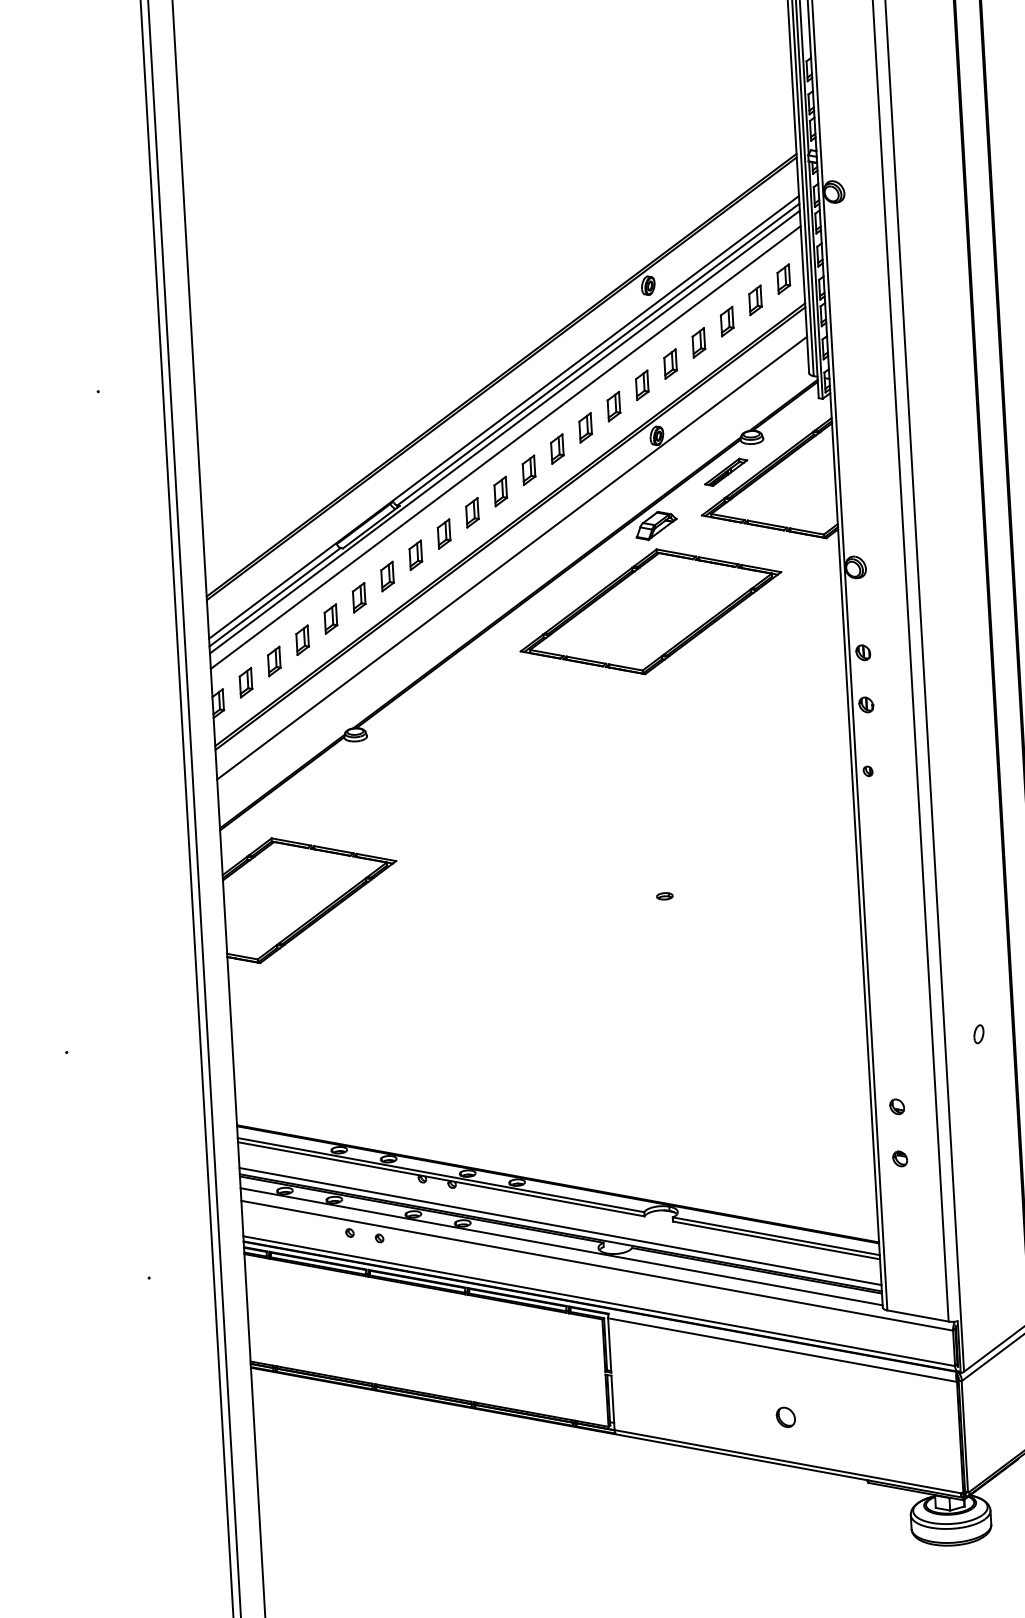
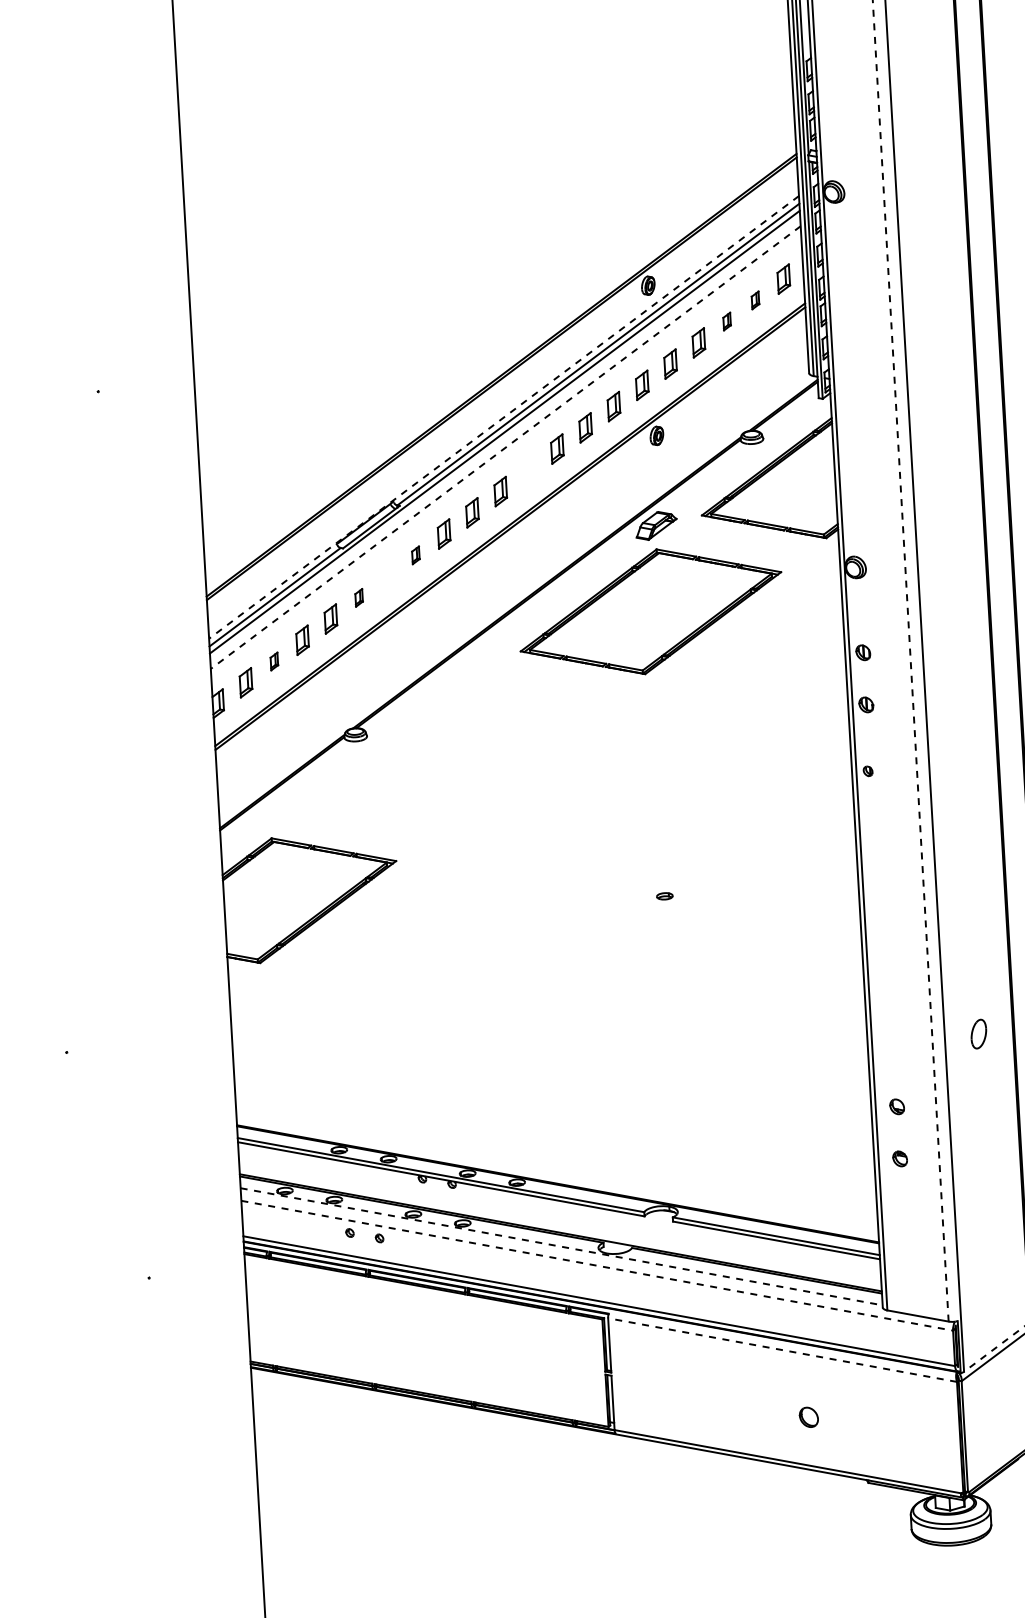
part size: 15x33 px -> 11x21 px (755, 300)
part size: 16x33 px -> 10x21 px (726, 321)
line: solid -> dashed (504, 417)
line: solid -> dashed (505, 447)
part: present -> none (528, 469)
part: present -> none (726, 471)
part size: 16x33 px -> 10x21 px (415, 555)
line: present -> none (512, 557)
part: present -> none (387, 576)
part size: 16x32 px -> 10x20 px (358, 597)
line: solid -> dashed (910, 660)
part size: 15x33 px -> 11x21 px (274, 661)
line: present -> none (186, 808)
line: present -> none (194, 808)
part size: 12x21 px -> 18x32 px (978, 1033)
line: present -> none (560, 1226)
line: solid -> dashed (562, 1246)
line: solid -> dashed (597, 1265)
line: solid -> dashed (994, 1349)
line: solid -> dashed (782, 1350)
part position: (785, 1416) -> (808, 1416) (808, 1416)
